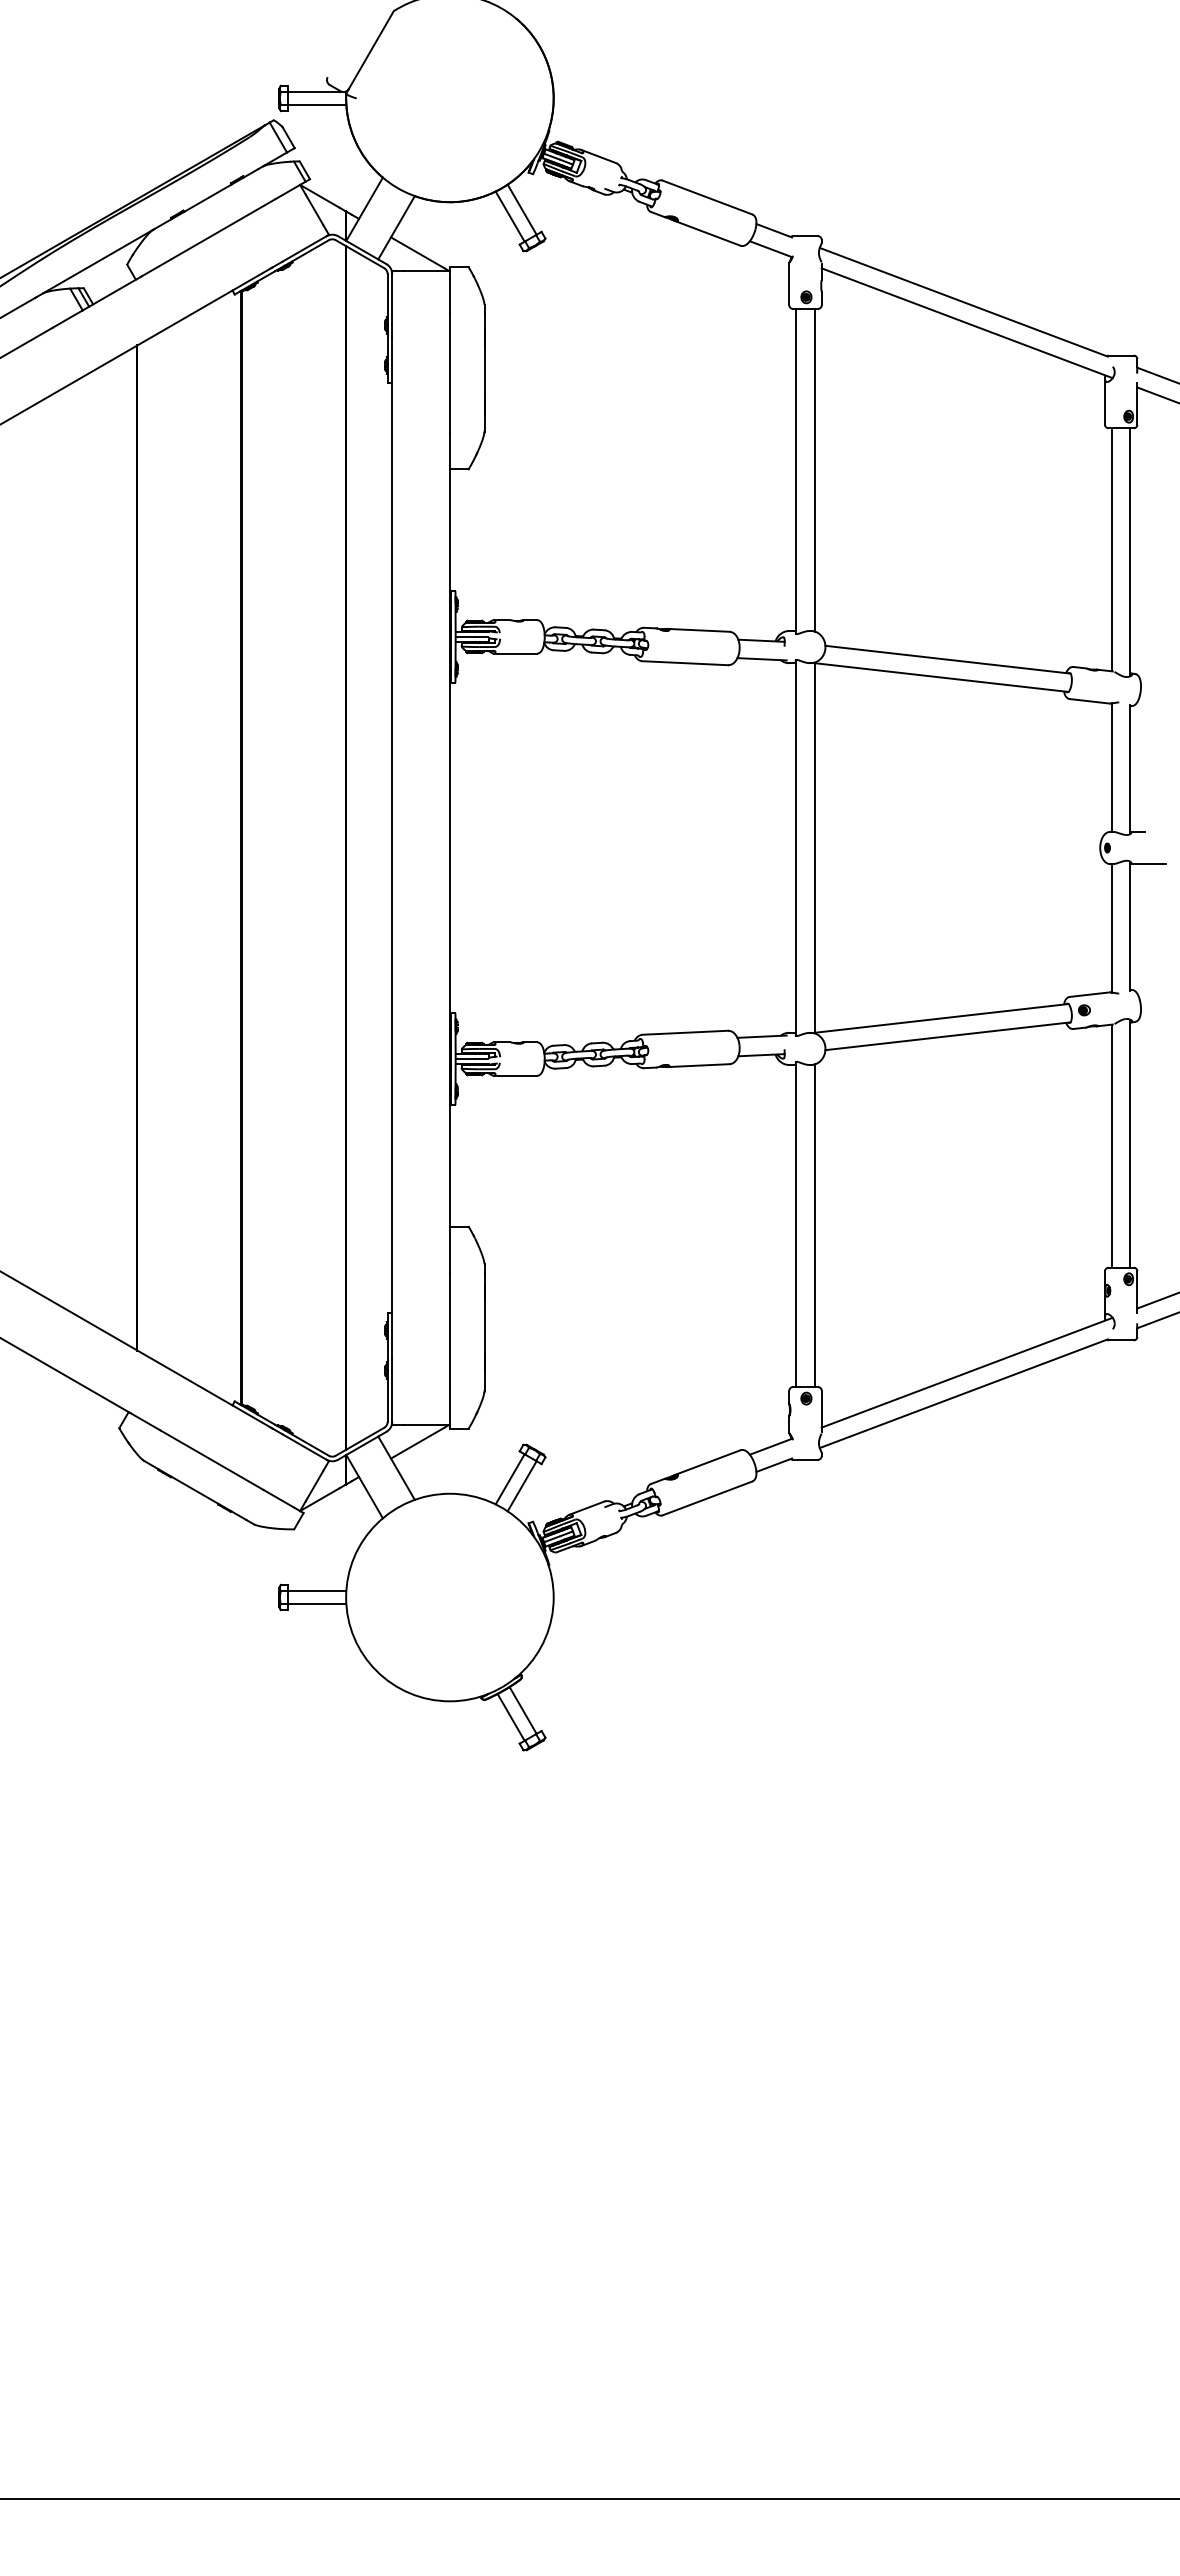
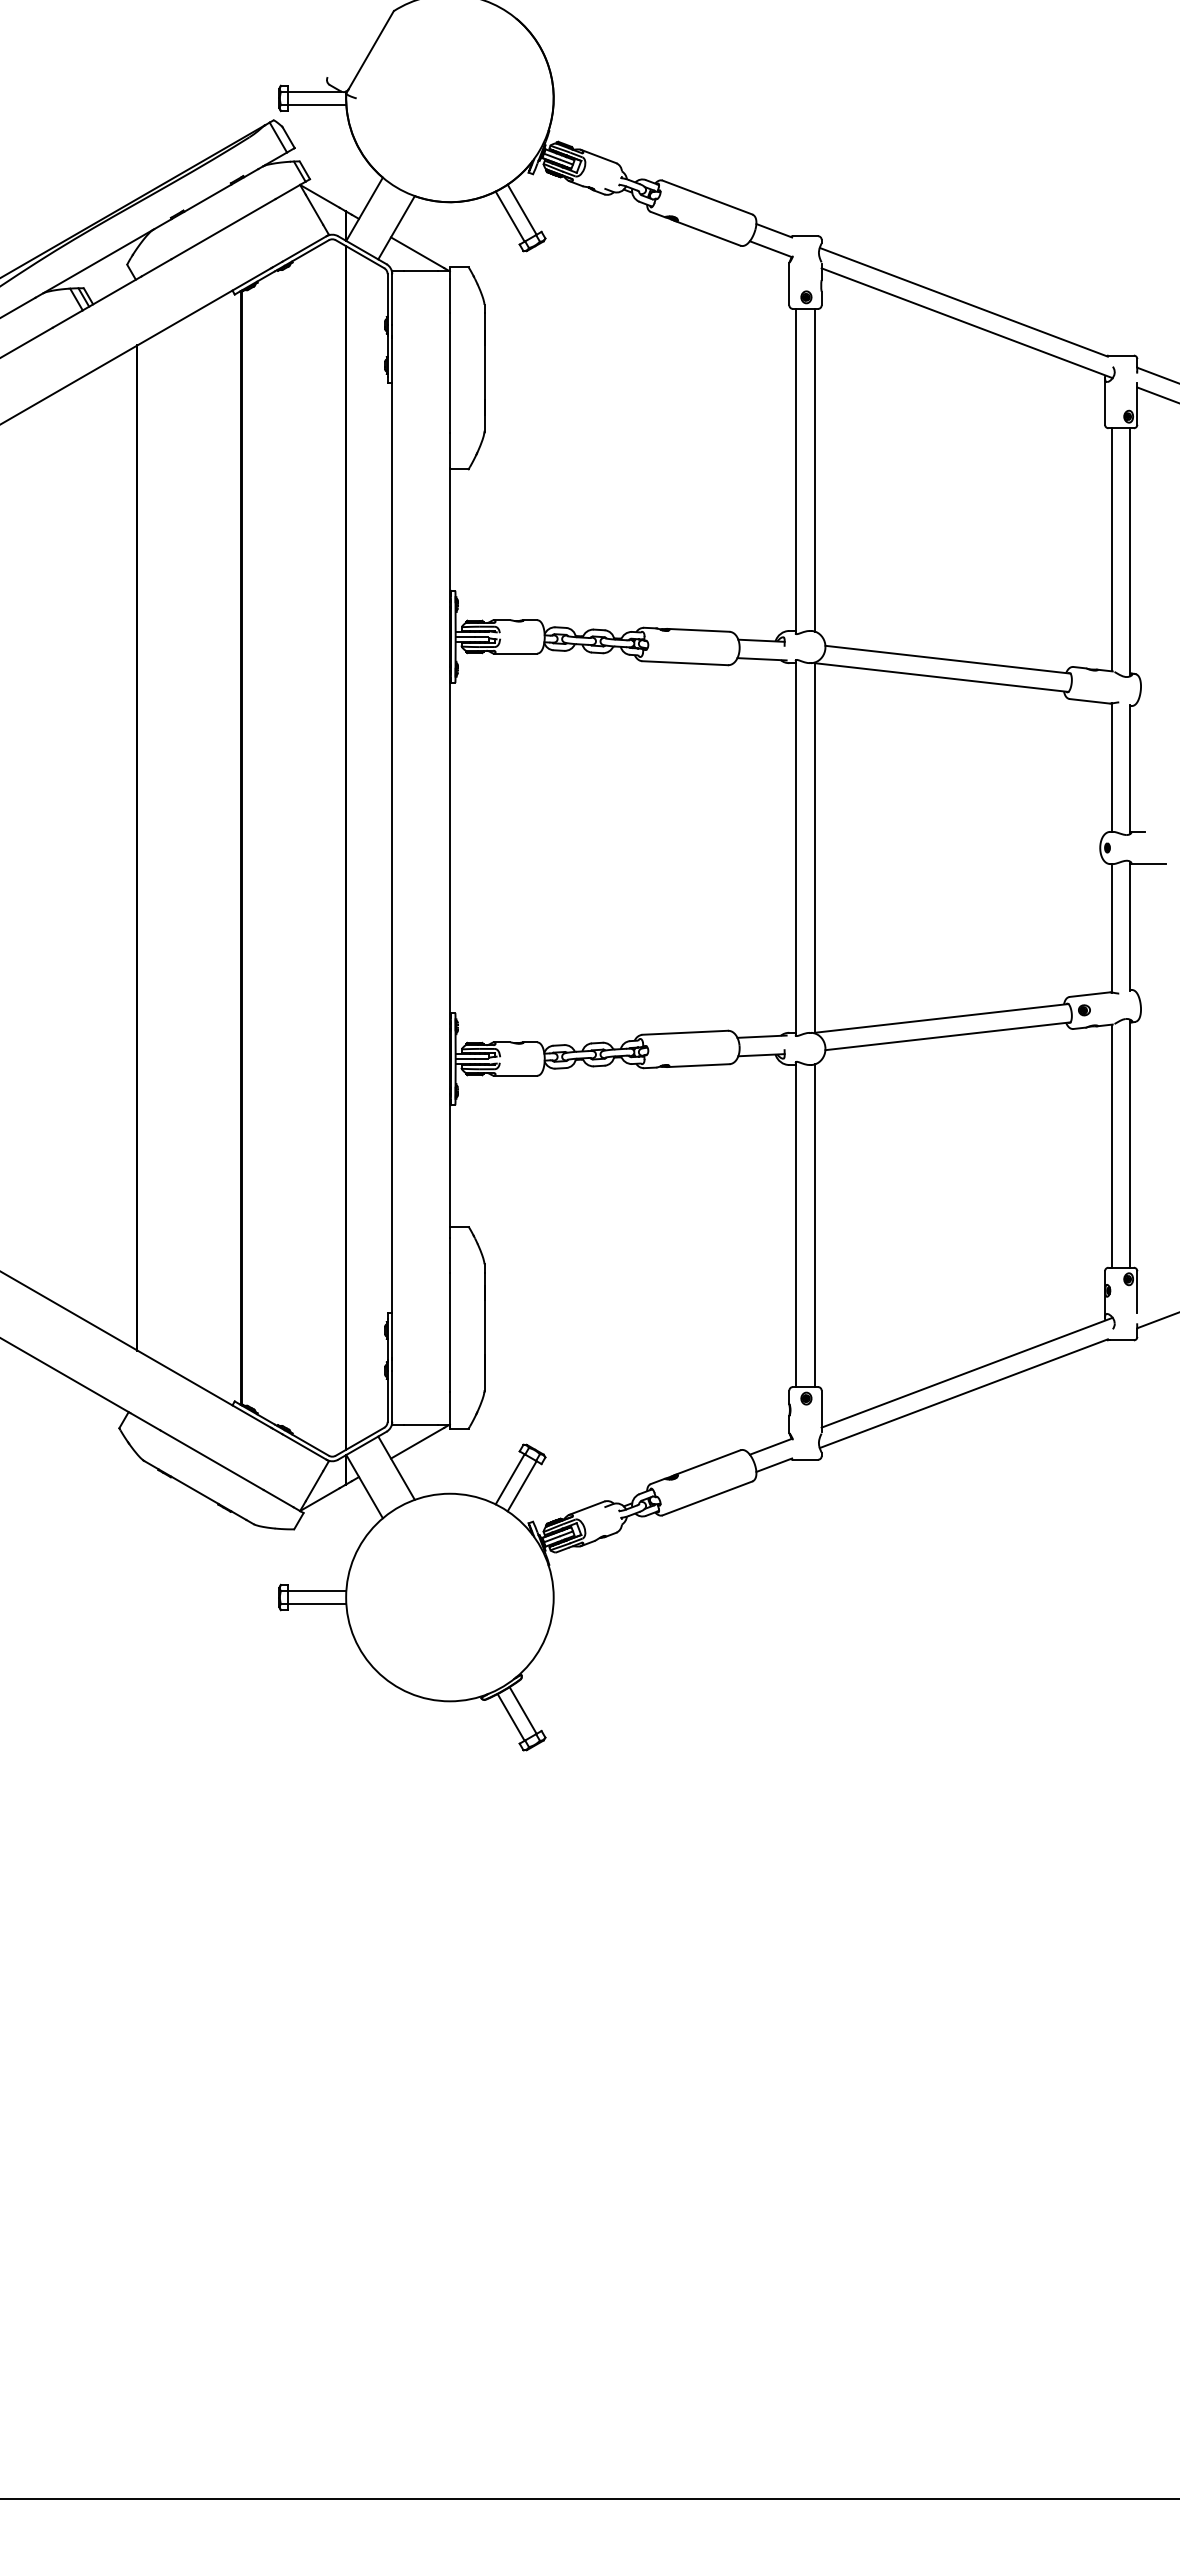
line: present -> none (1156, 1300)
